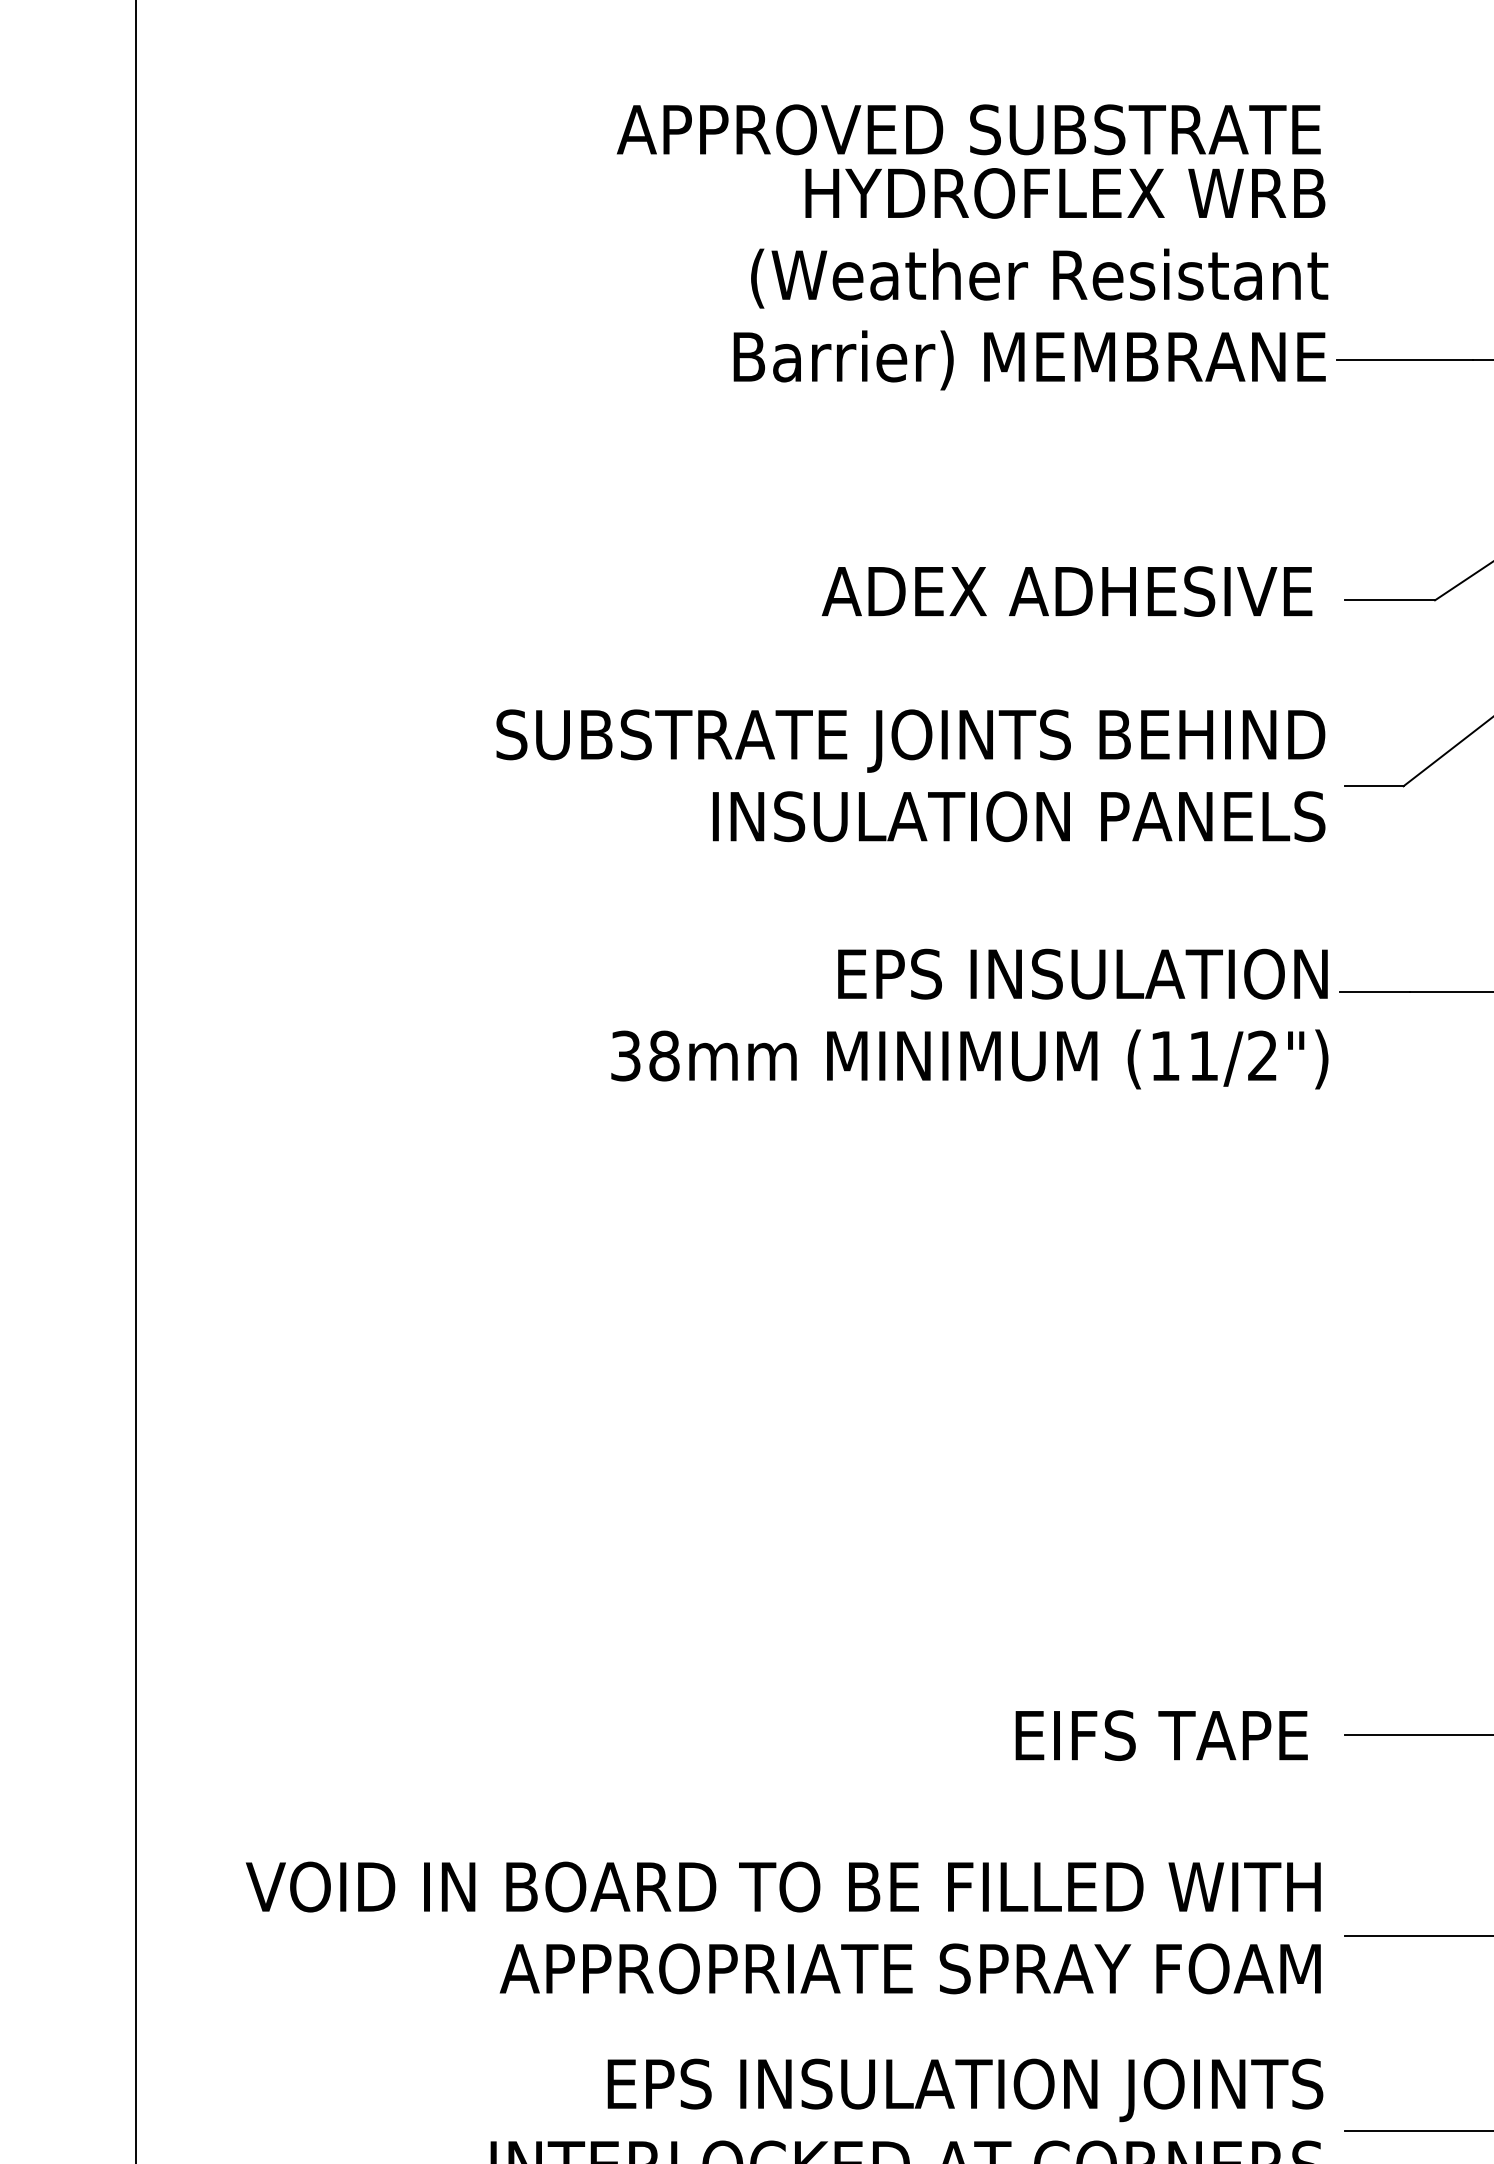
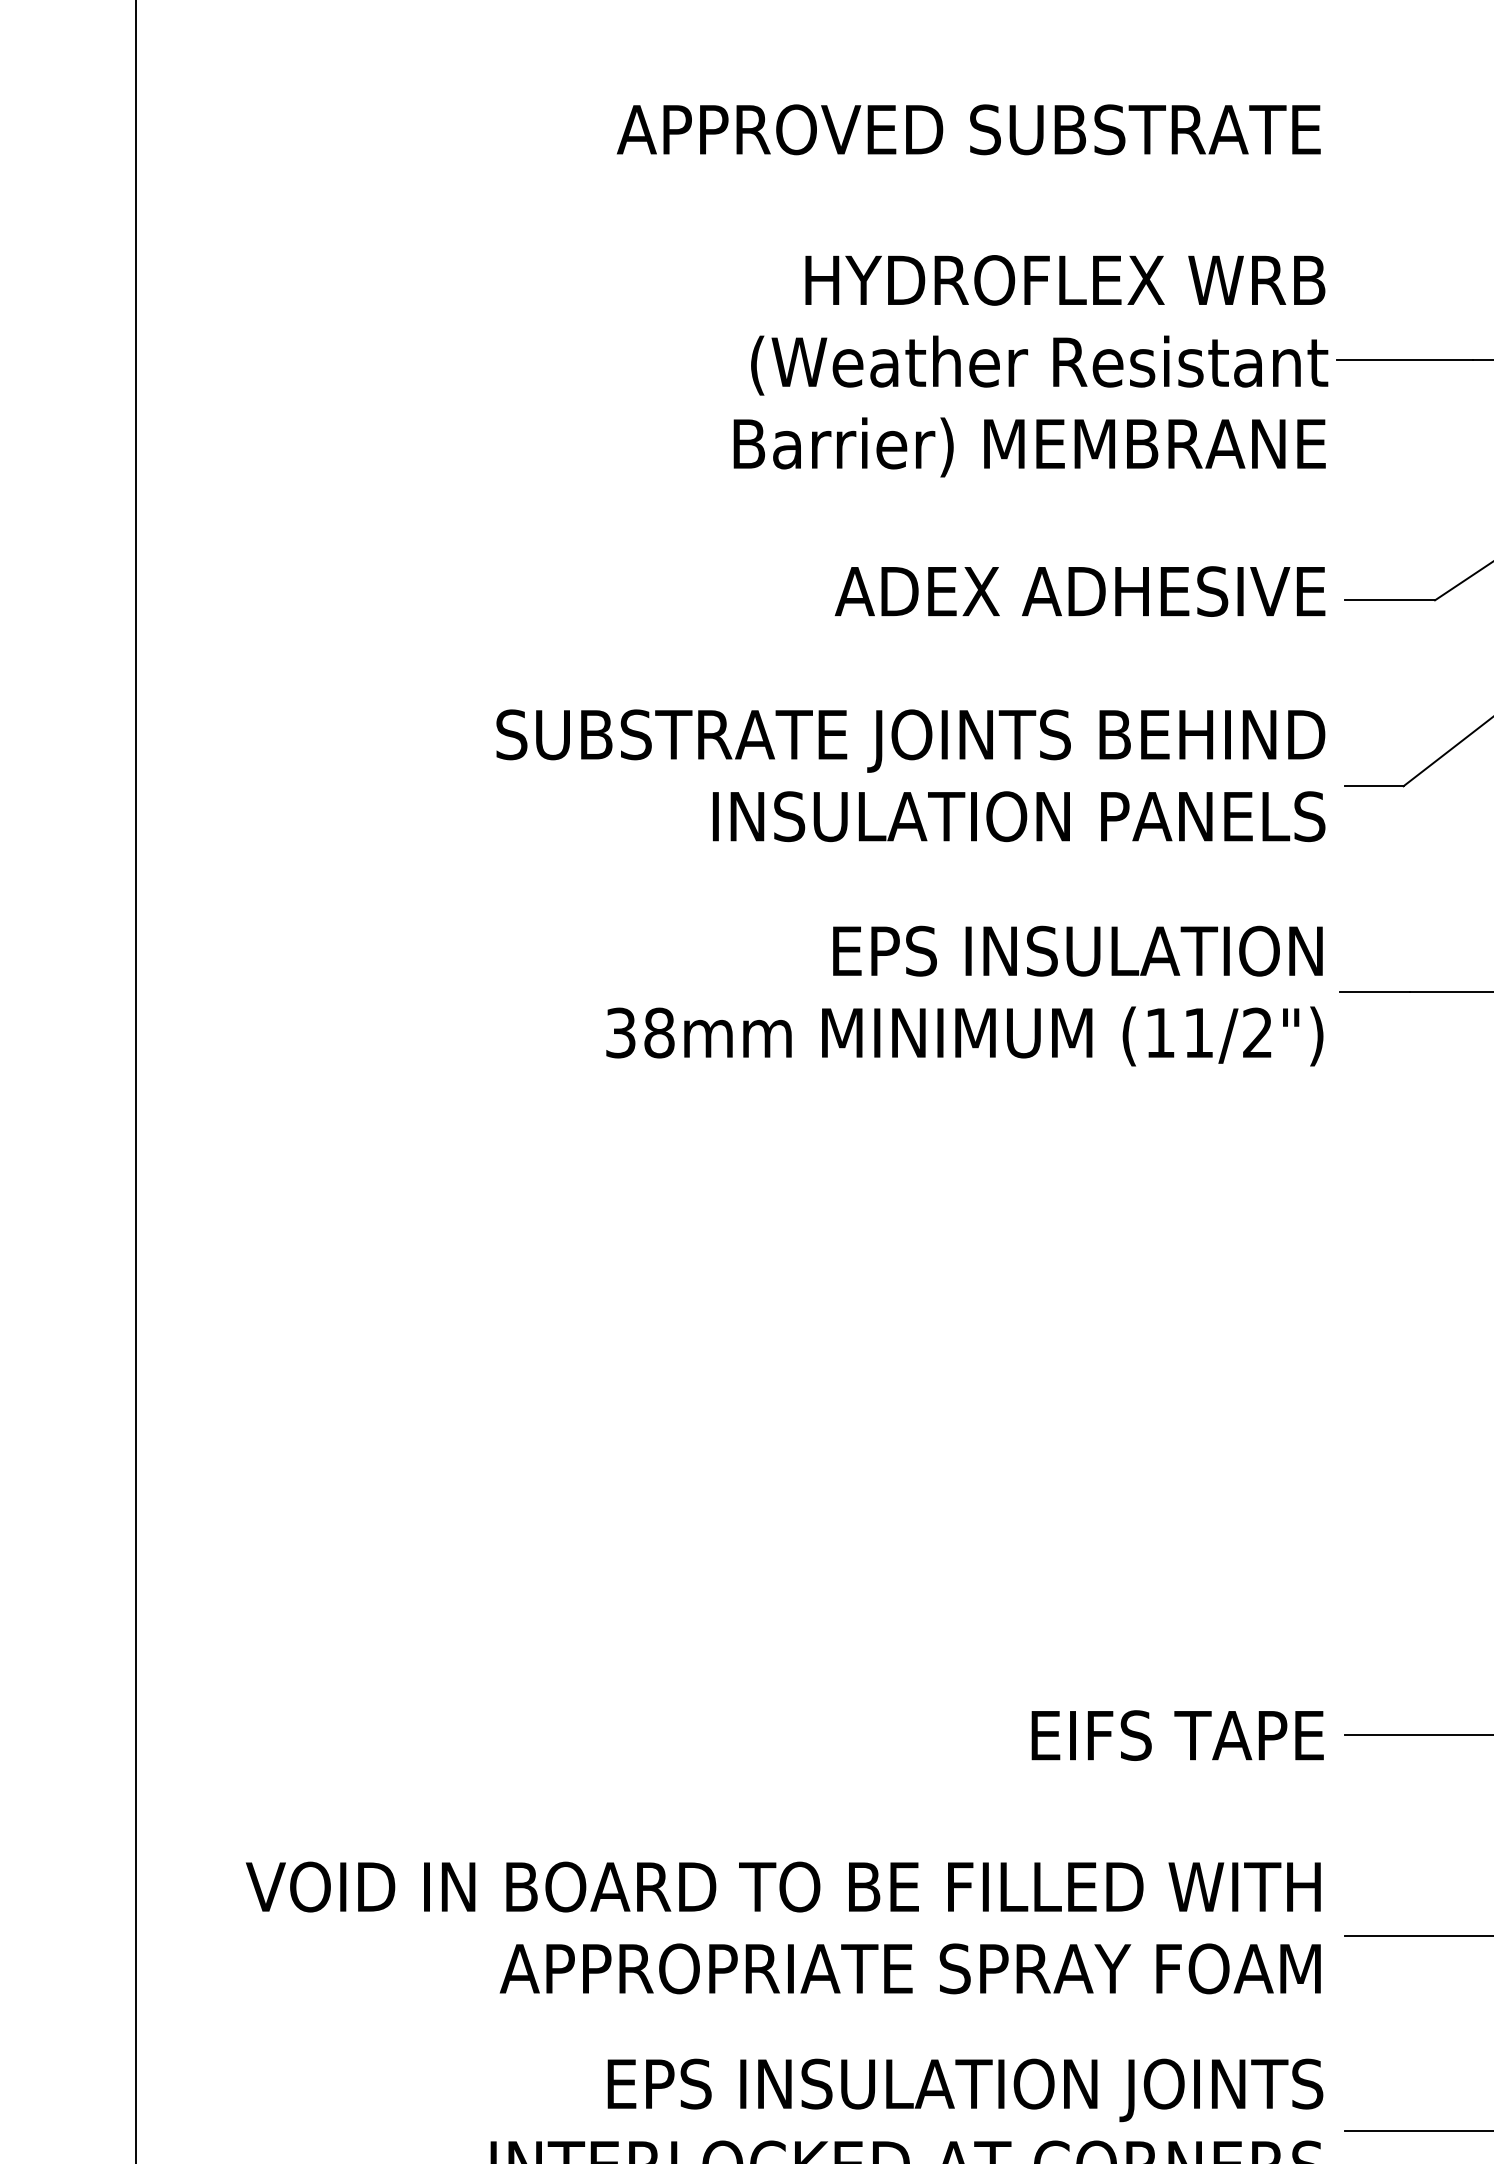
text position: (1030, 279) -> (1030, 366) (1030, 366)
text position: (1066, 591) -> (1079, 591) (1079, 591)
text position: (969, 1018) -> (964, 995) (964, 995)
text position: (1161, 1735) -> (1177, 1735) (1177, 1735)
